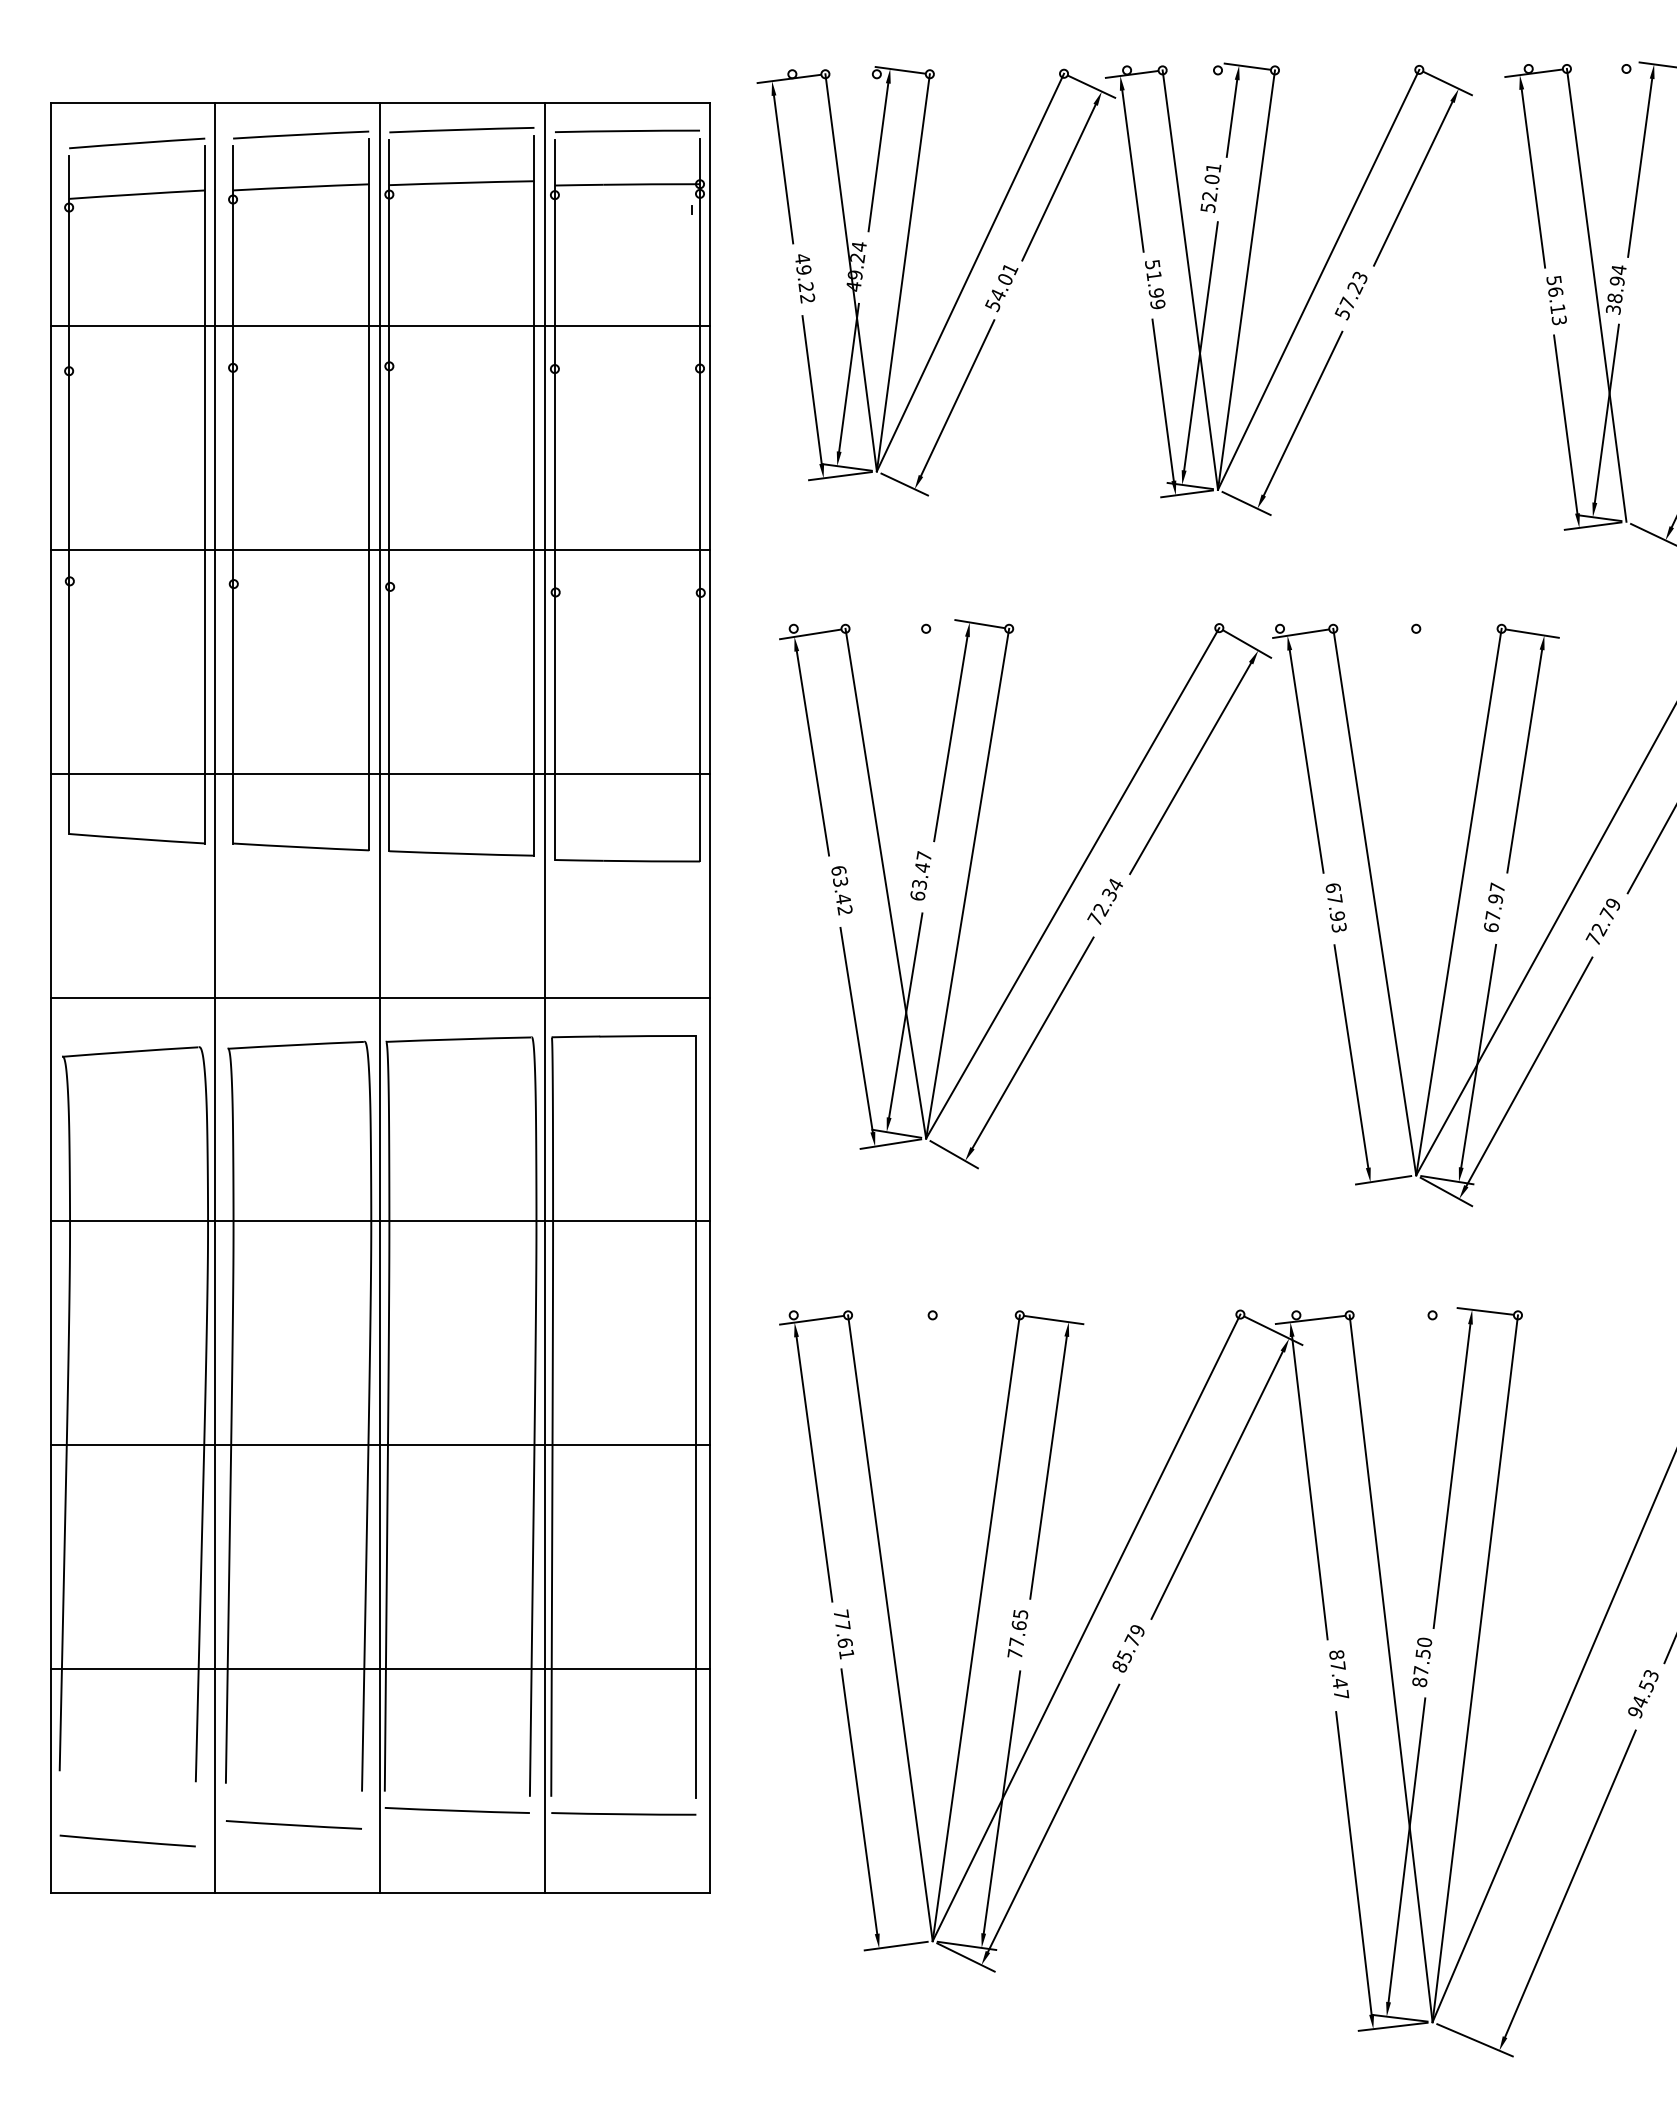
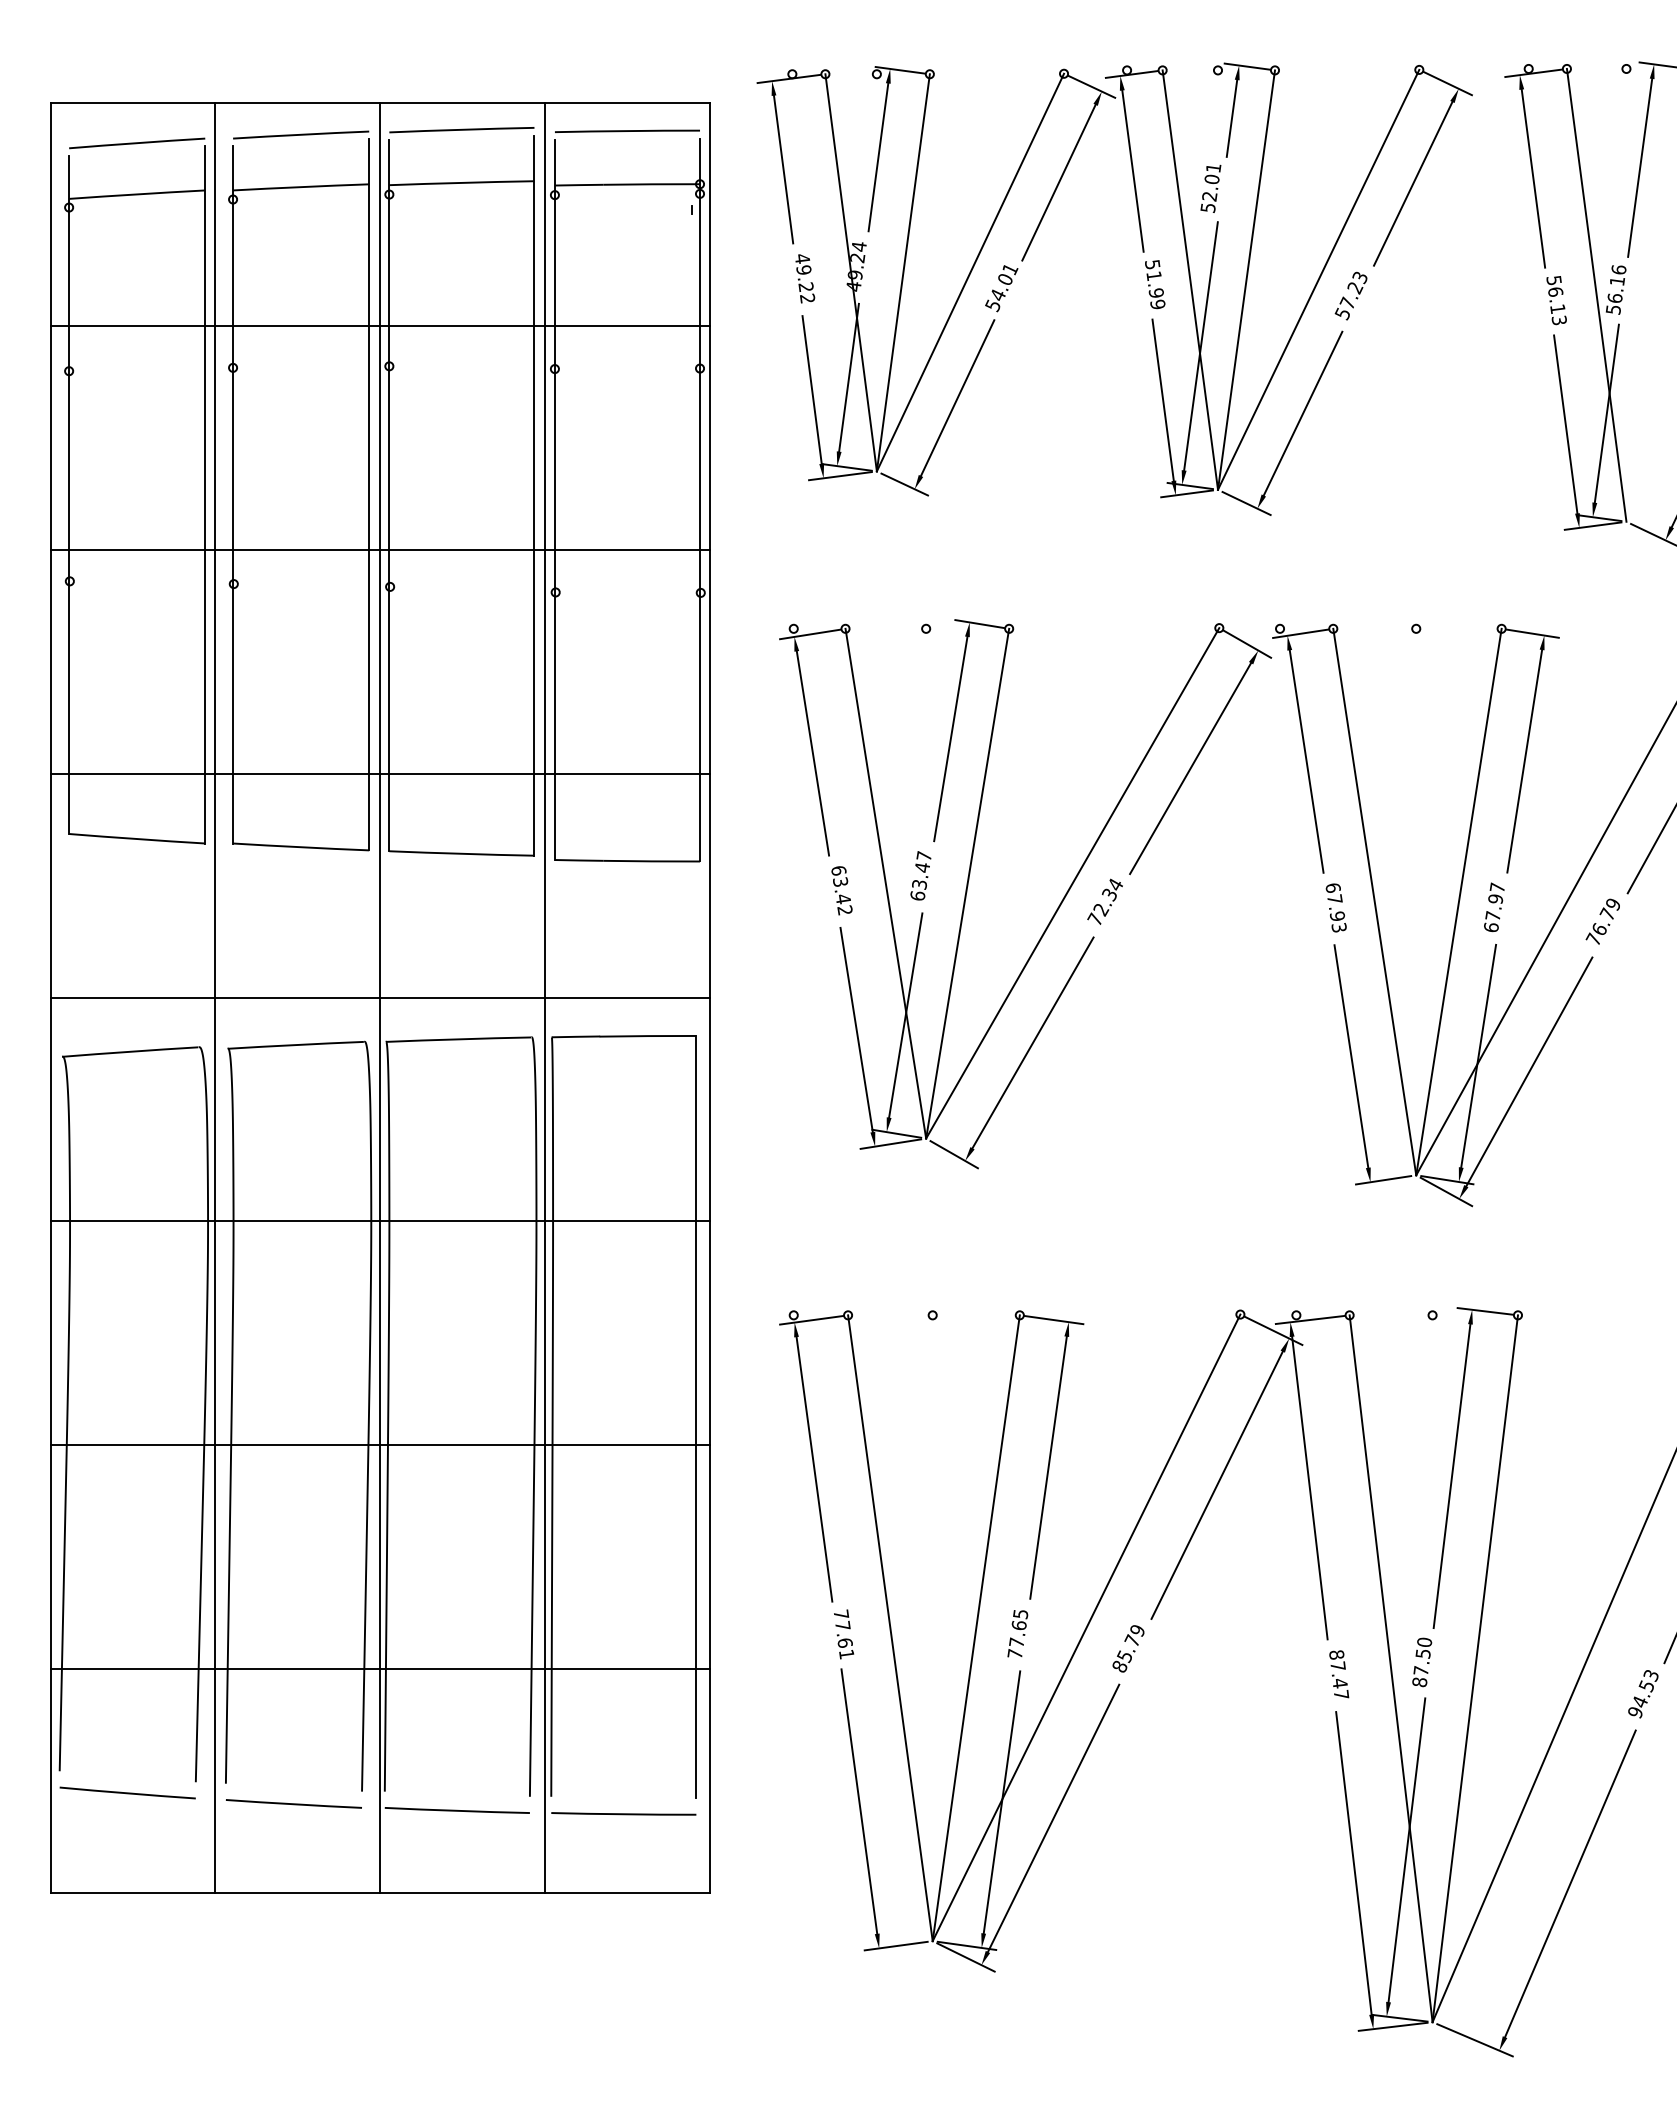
text: 38.94 -> 56.16 (1615, 289)
text: 72.79 -> 76.79 (1599, 929)
line position: (293, 1824) -> (293, 1803) (293, 1803)
line position: (127, 1840) -> (127, 1792) (127, 1792)
